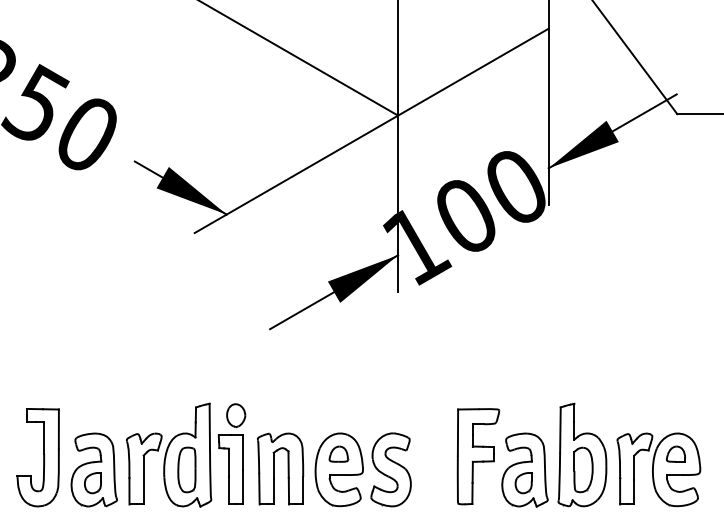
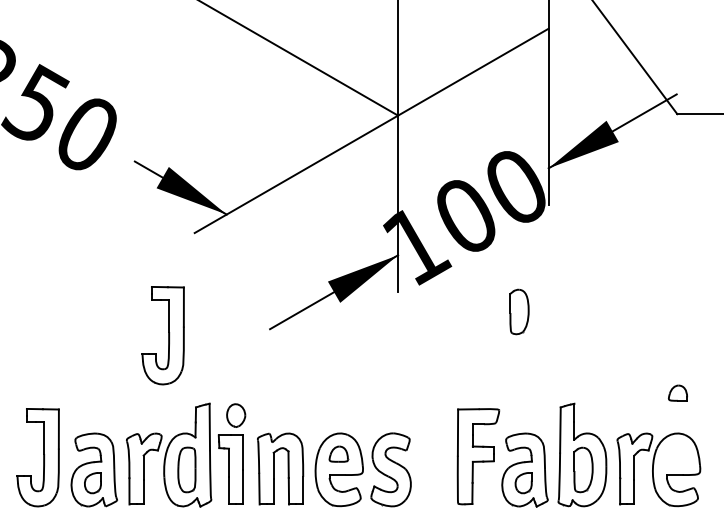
part: none -> present (519, 311)
part: none -> present (162, 335)
part position: (675, 453) -> (677, 392) (677, 392)
